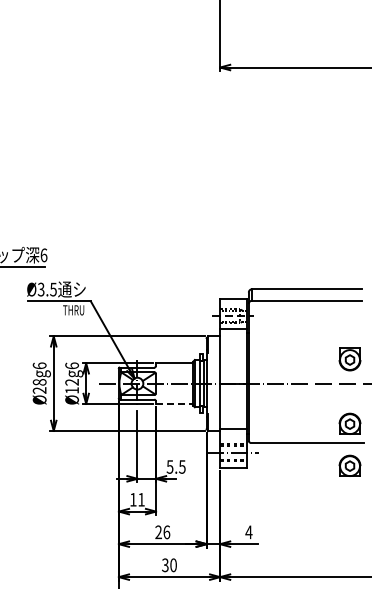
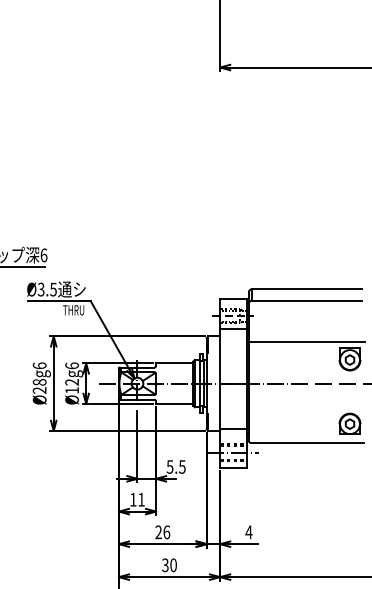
line: none -> present (306, 341)
line: dashed -> solid (173, 403)
part: present -> none (349, 465)
